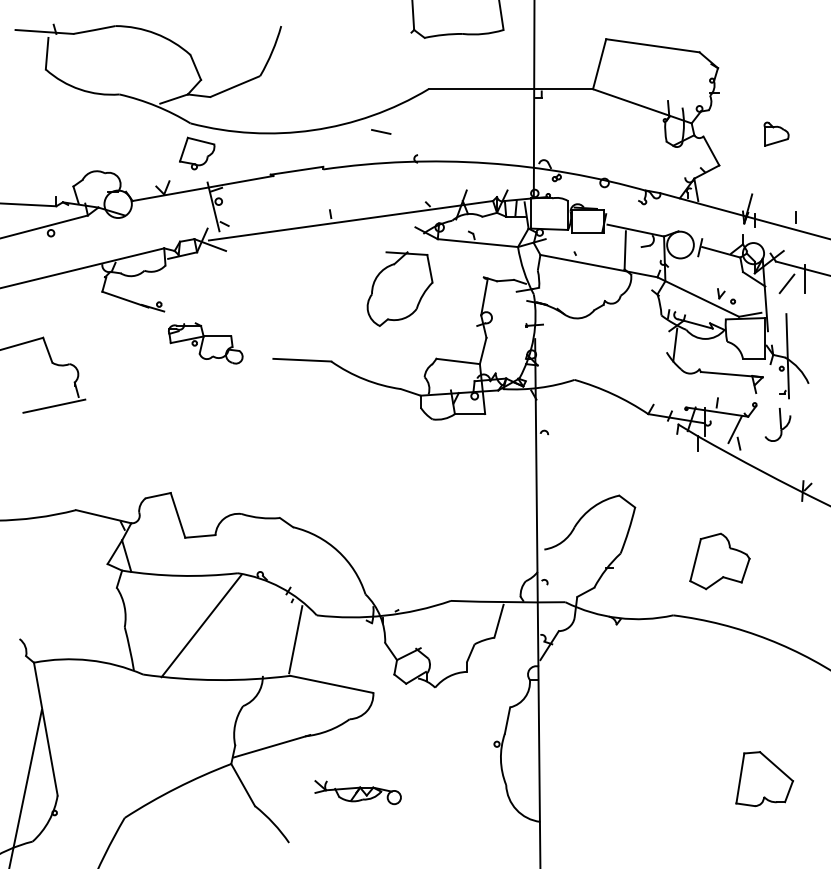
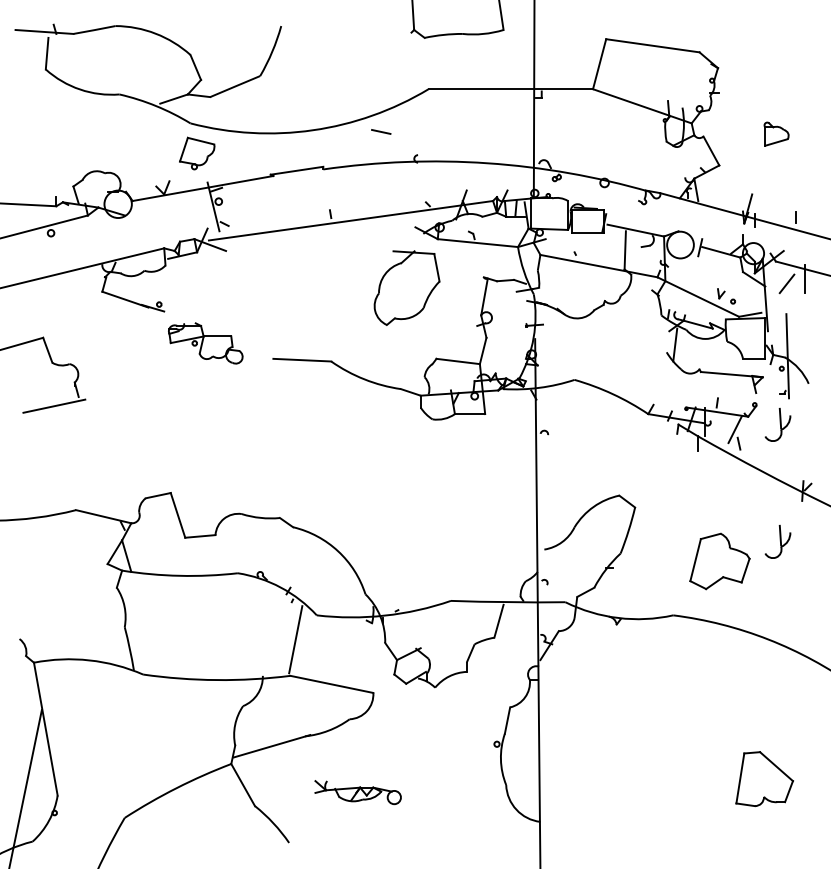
part position: (399, 288) -> (406, 287) (406, 287)
part: none -> present (777, 541)
line: present -> none (201, 625)
